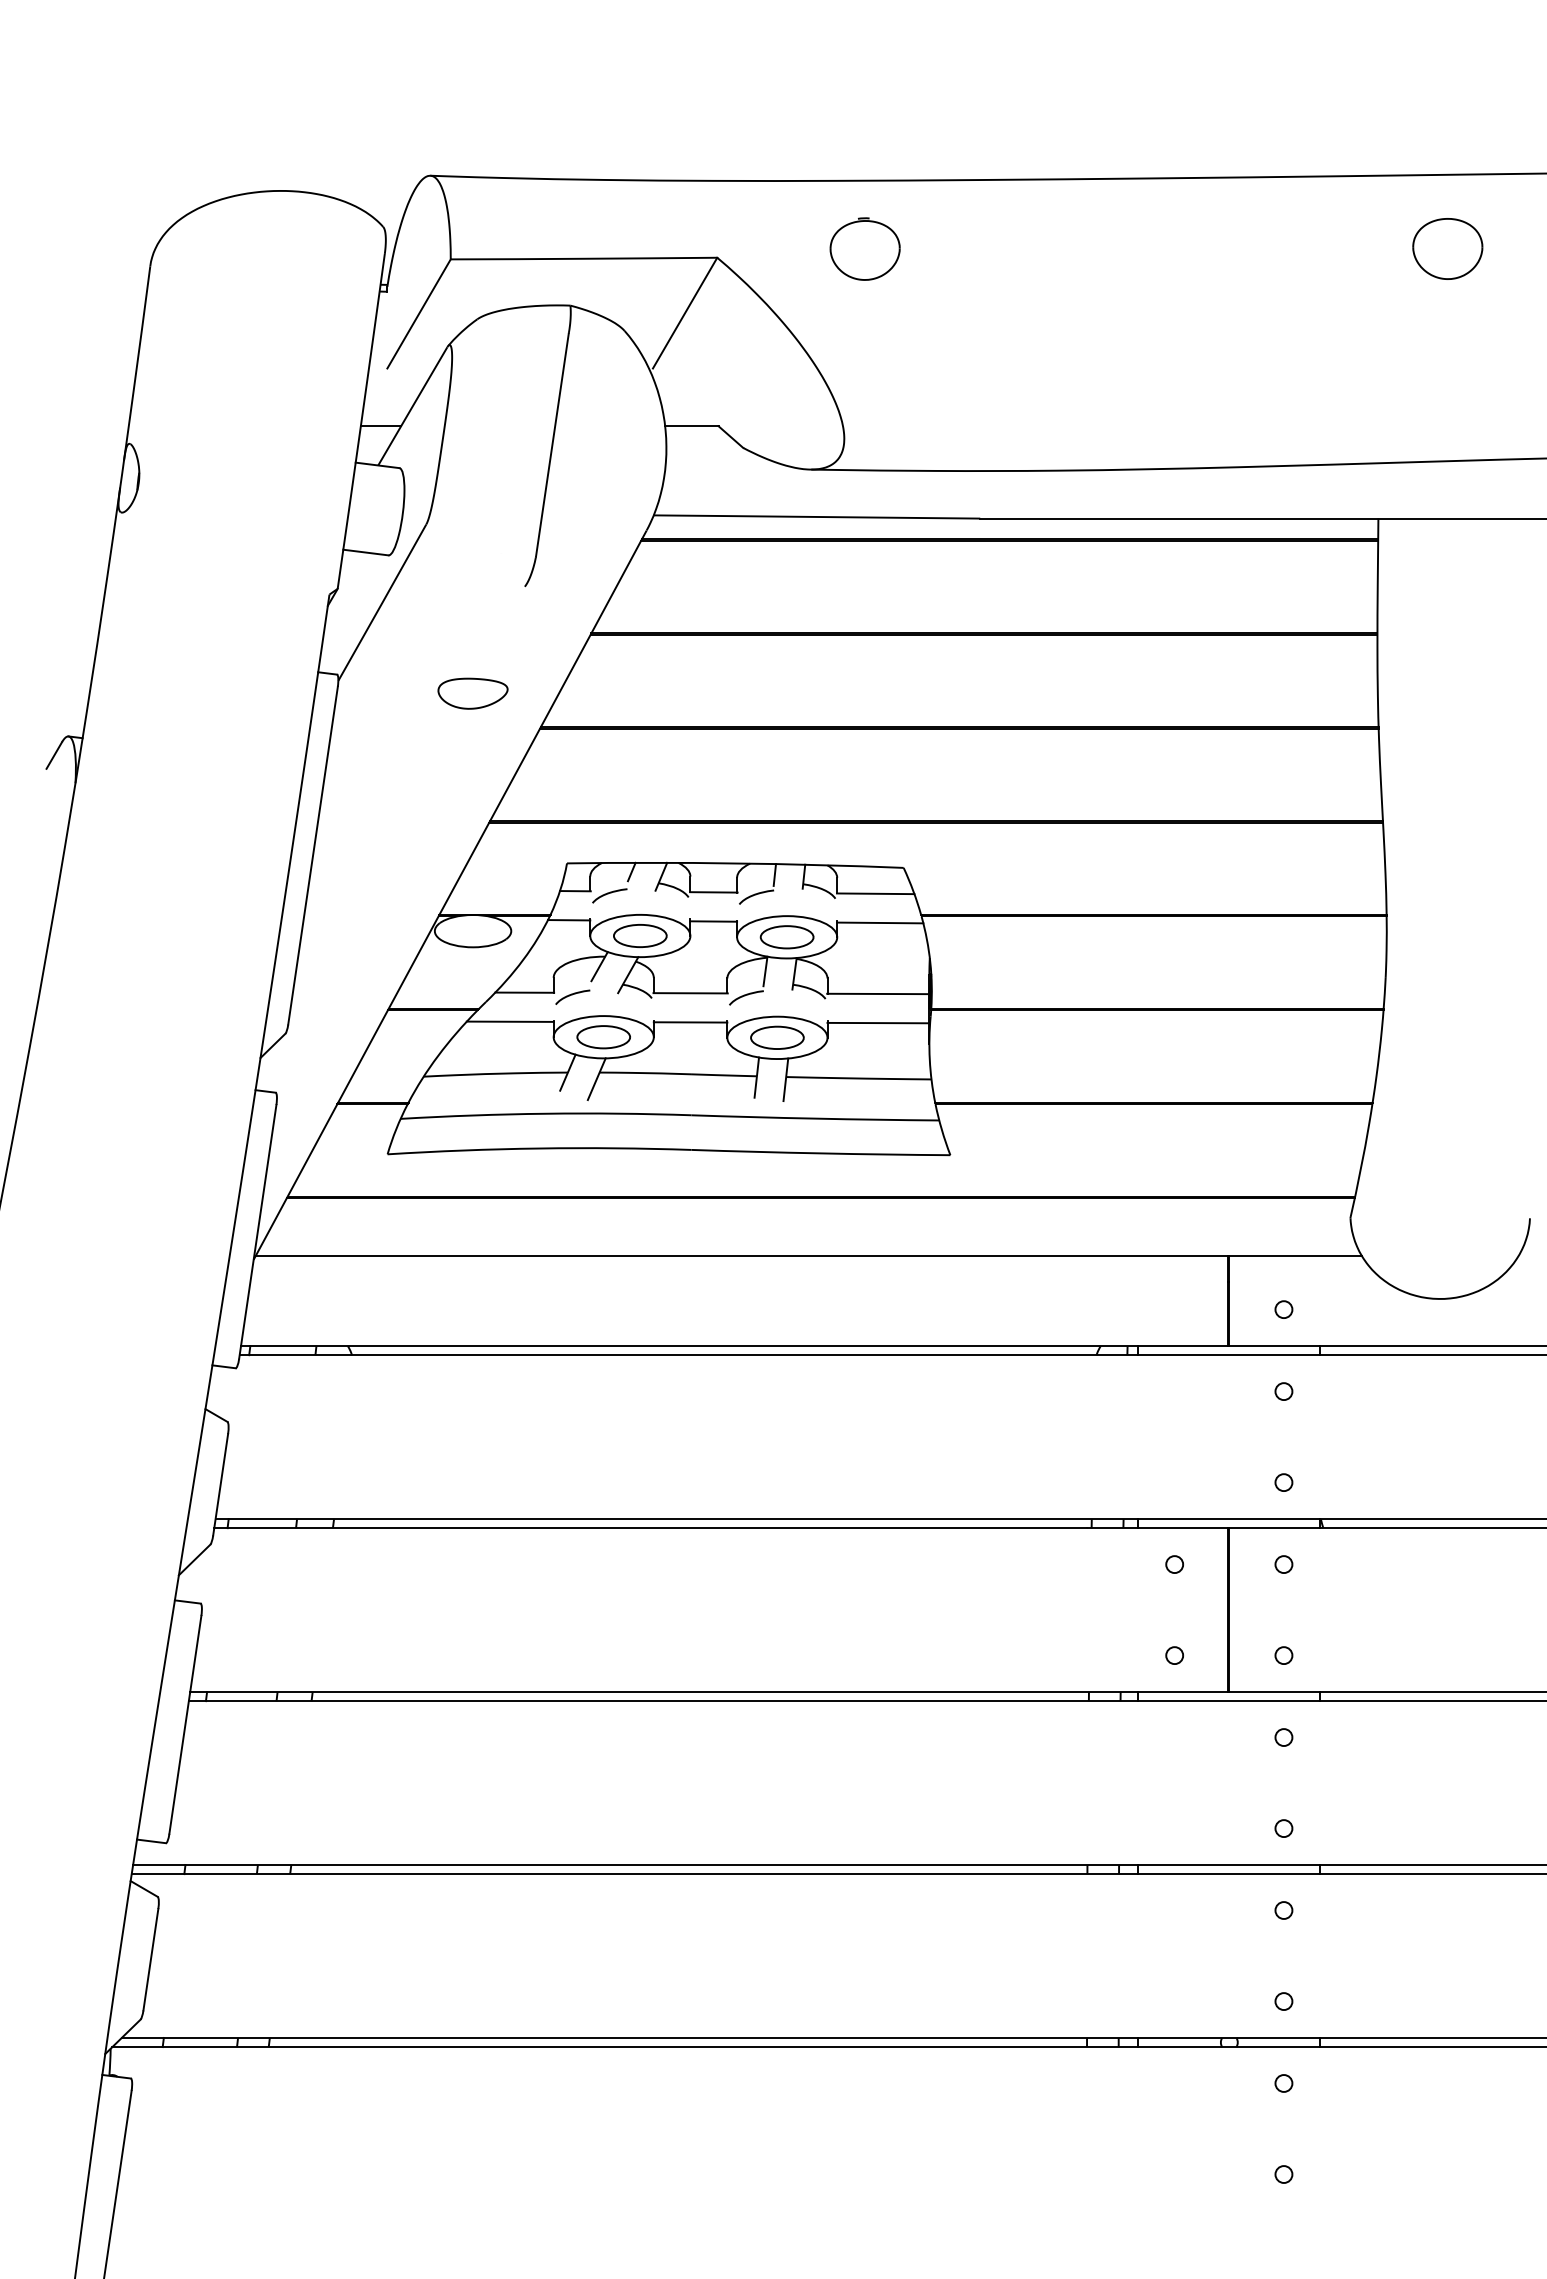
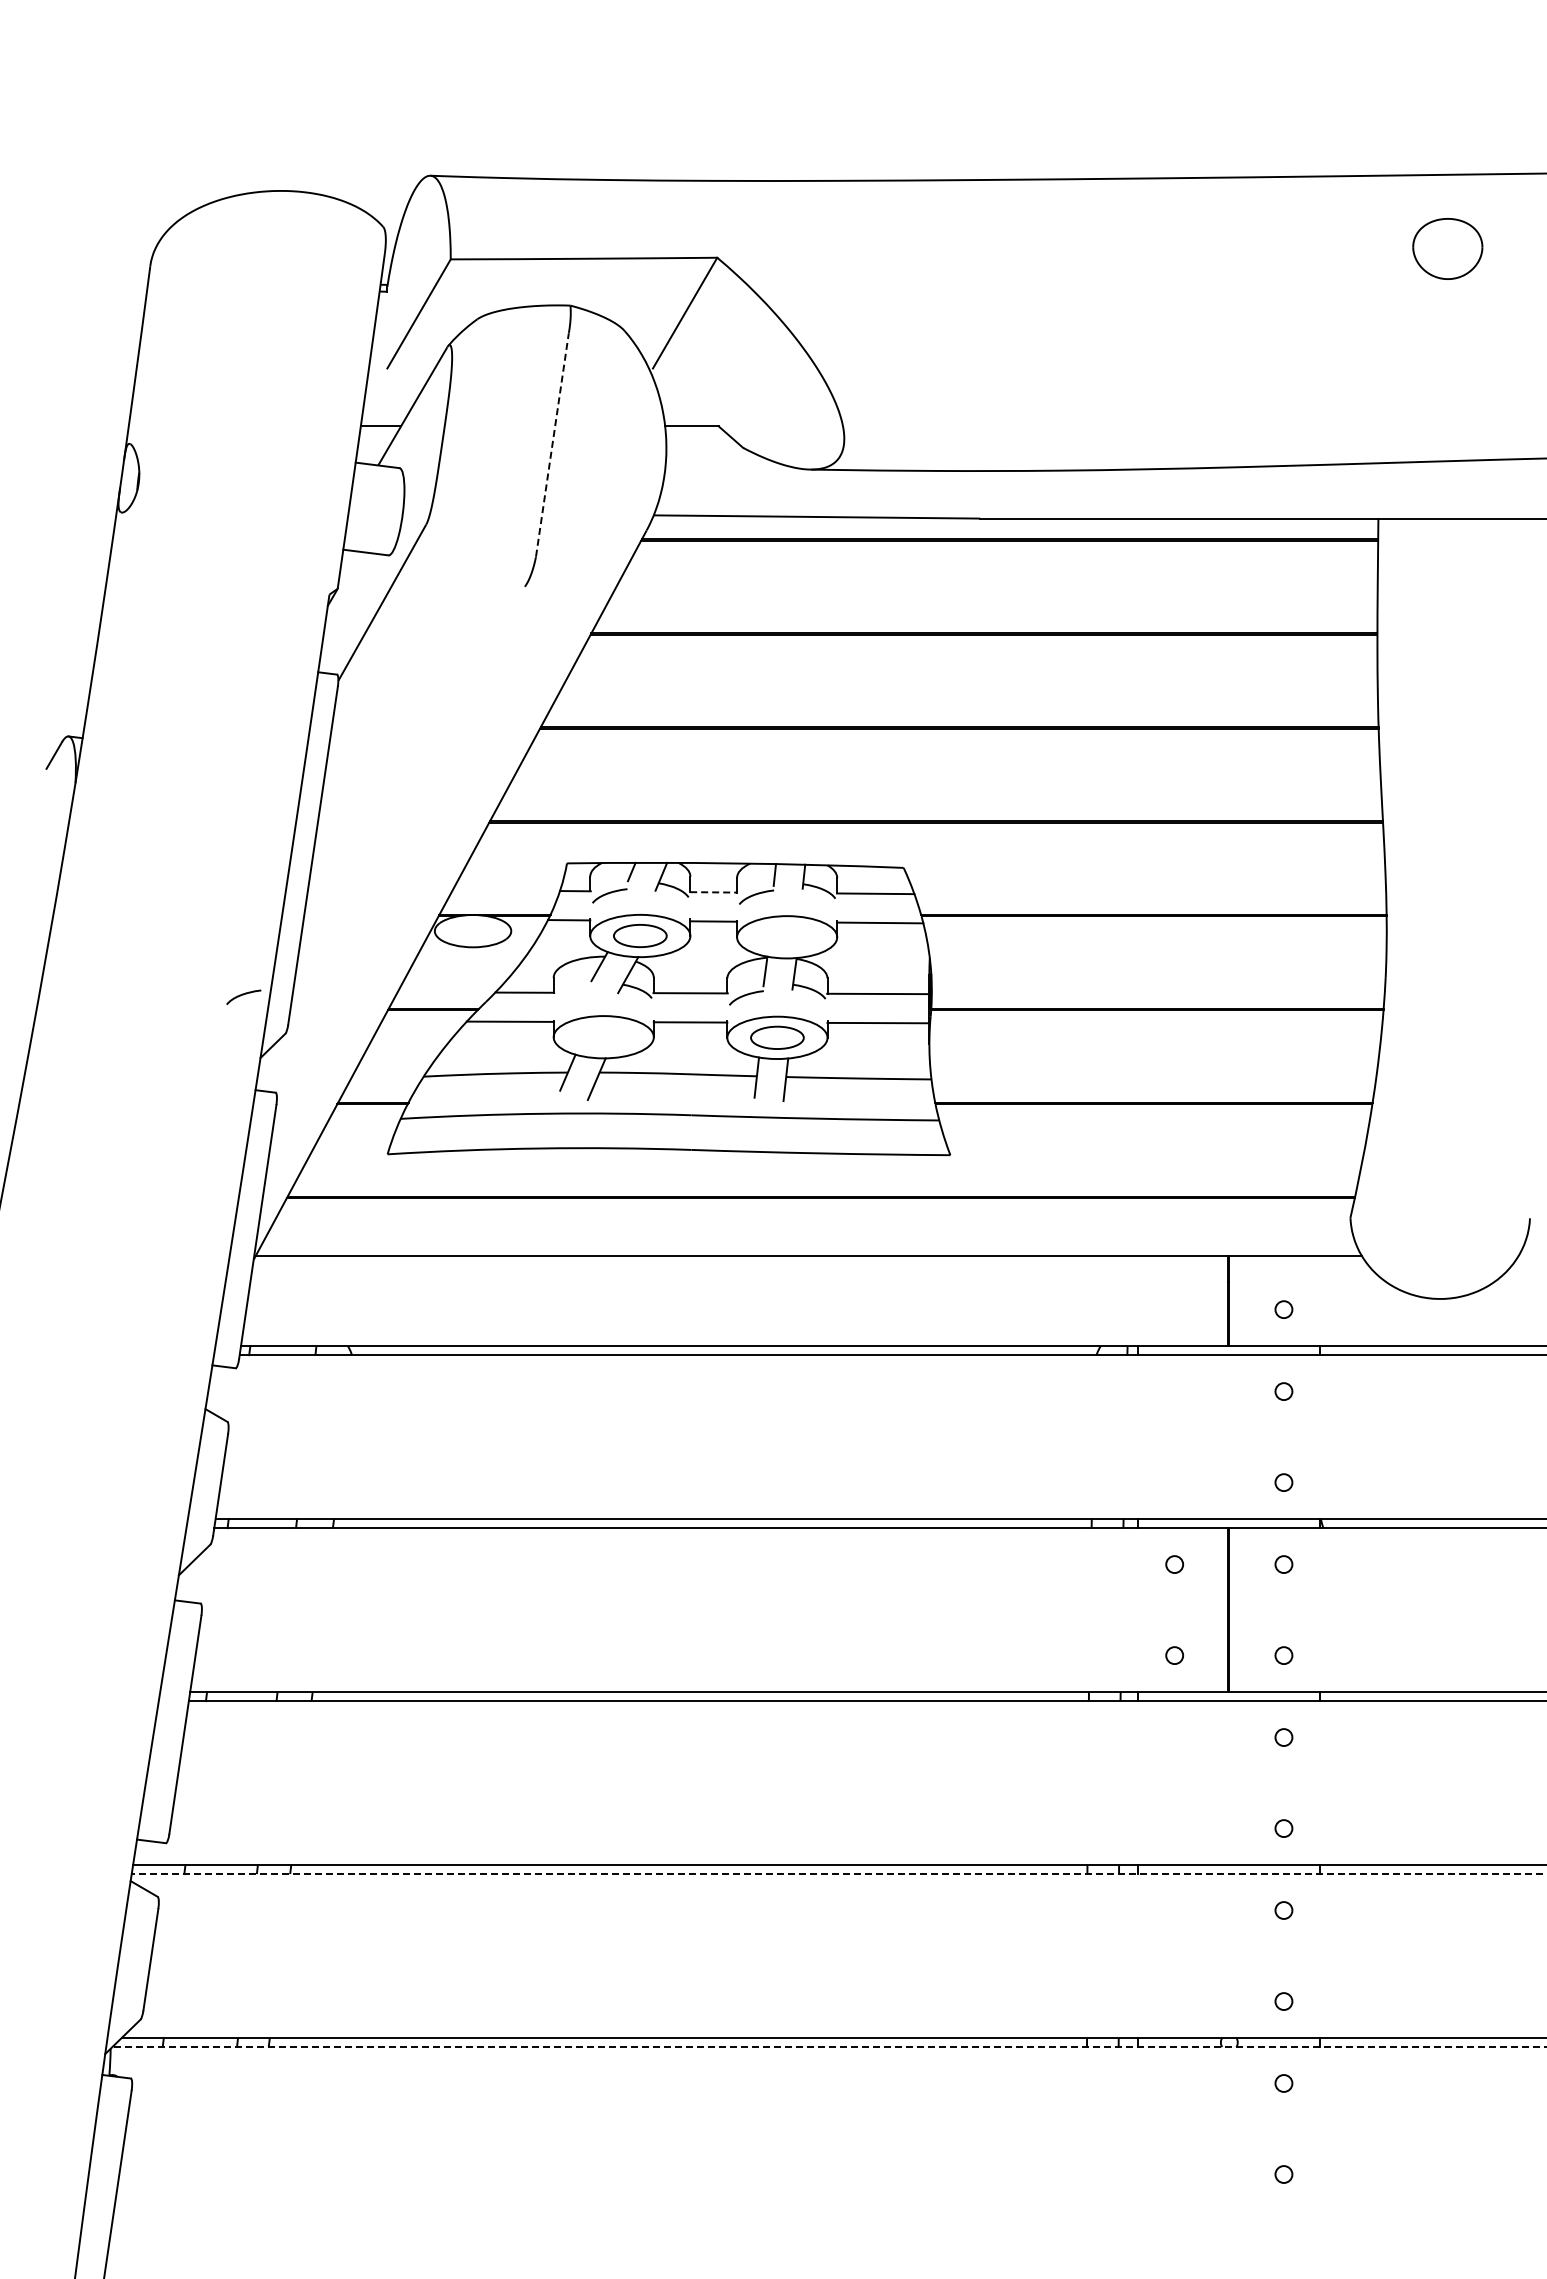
part: present -> none (864, 248)
line: solid -> dashed (552, 445)
part: present -> none (472, 693)
line: solid -> dashed (713, 892)
part: present -> none (786, 937)
curve position: (572, 995) -> (243, 995) (243, 995)
part: present -> none (603, 1037)
line: solid -> dashed (838, 1874)
line: solid -> dashed (829, 2047)
